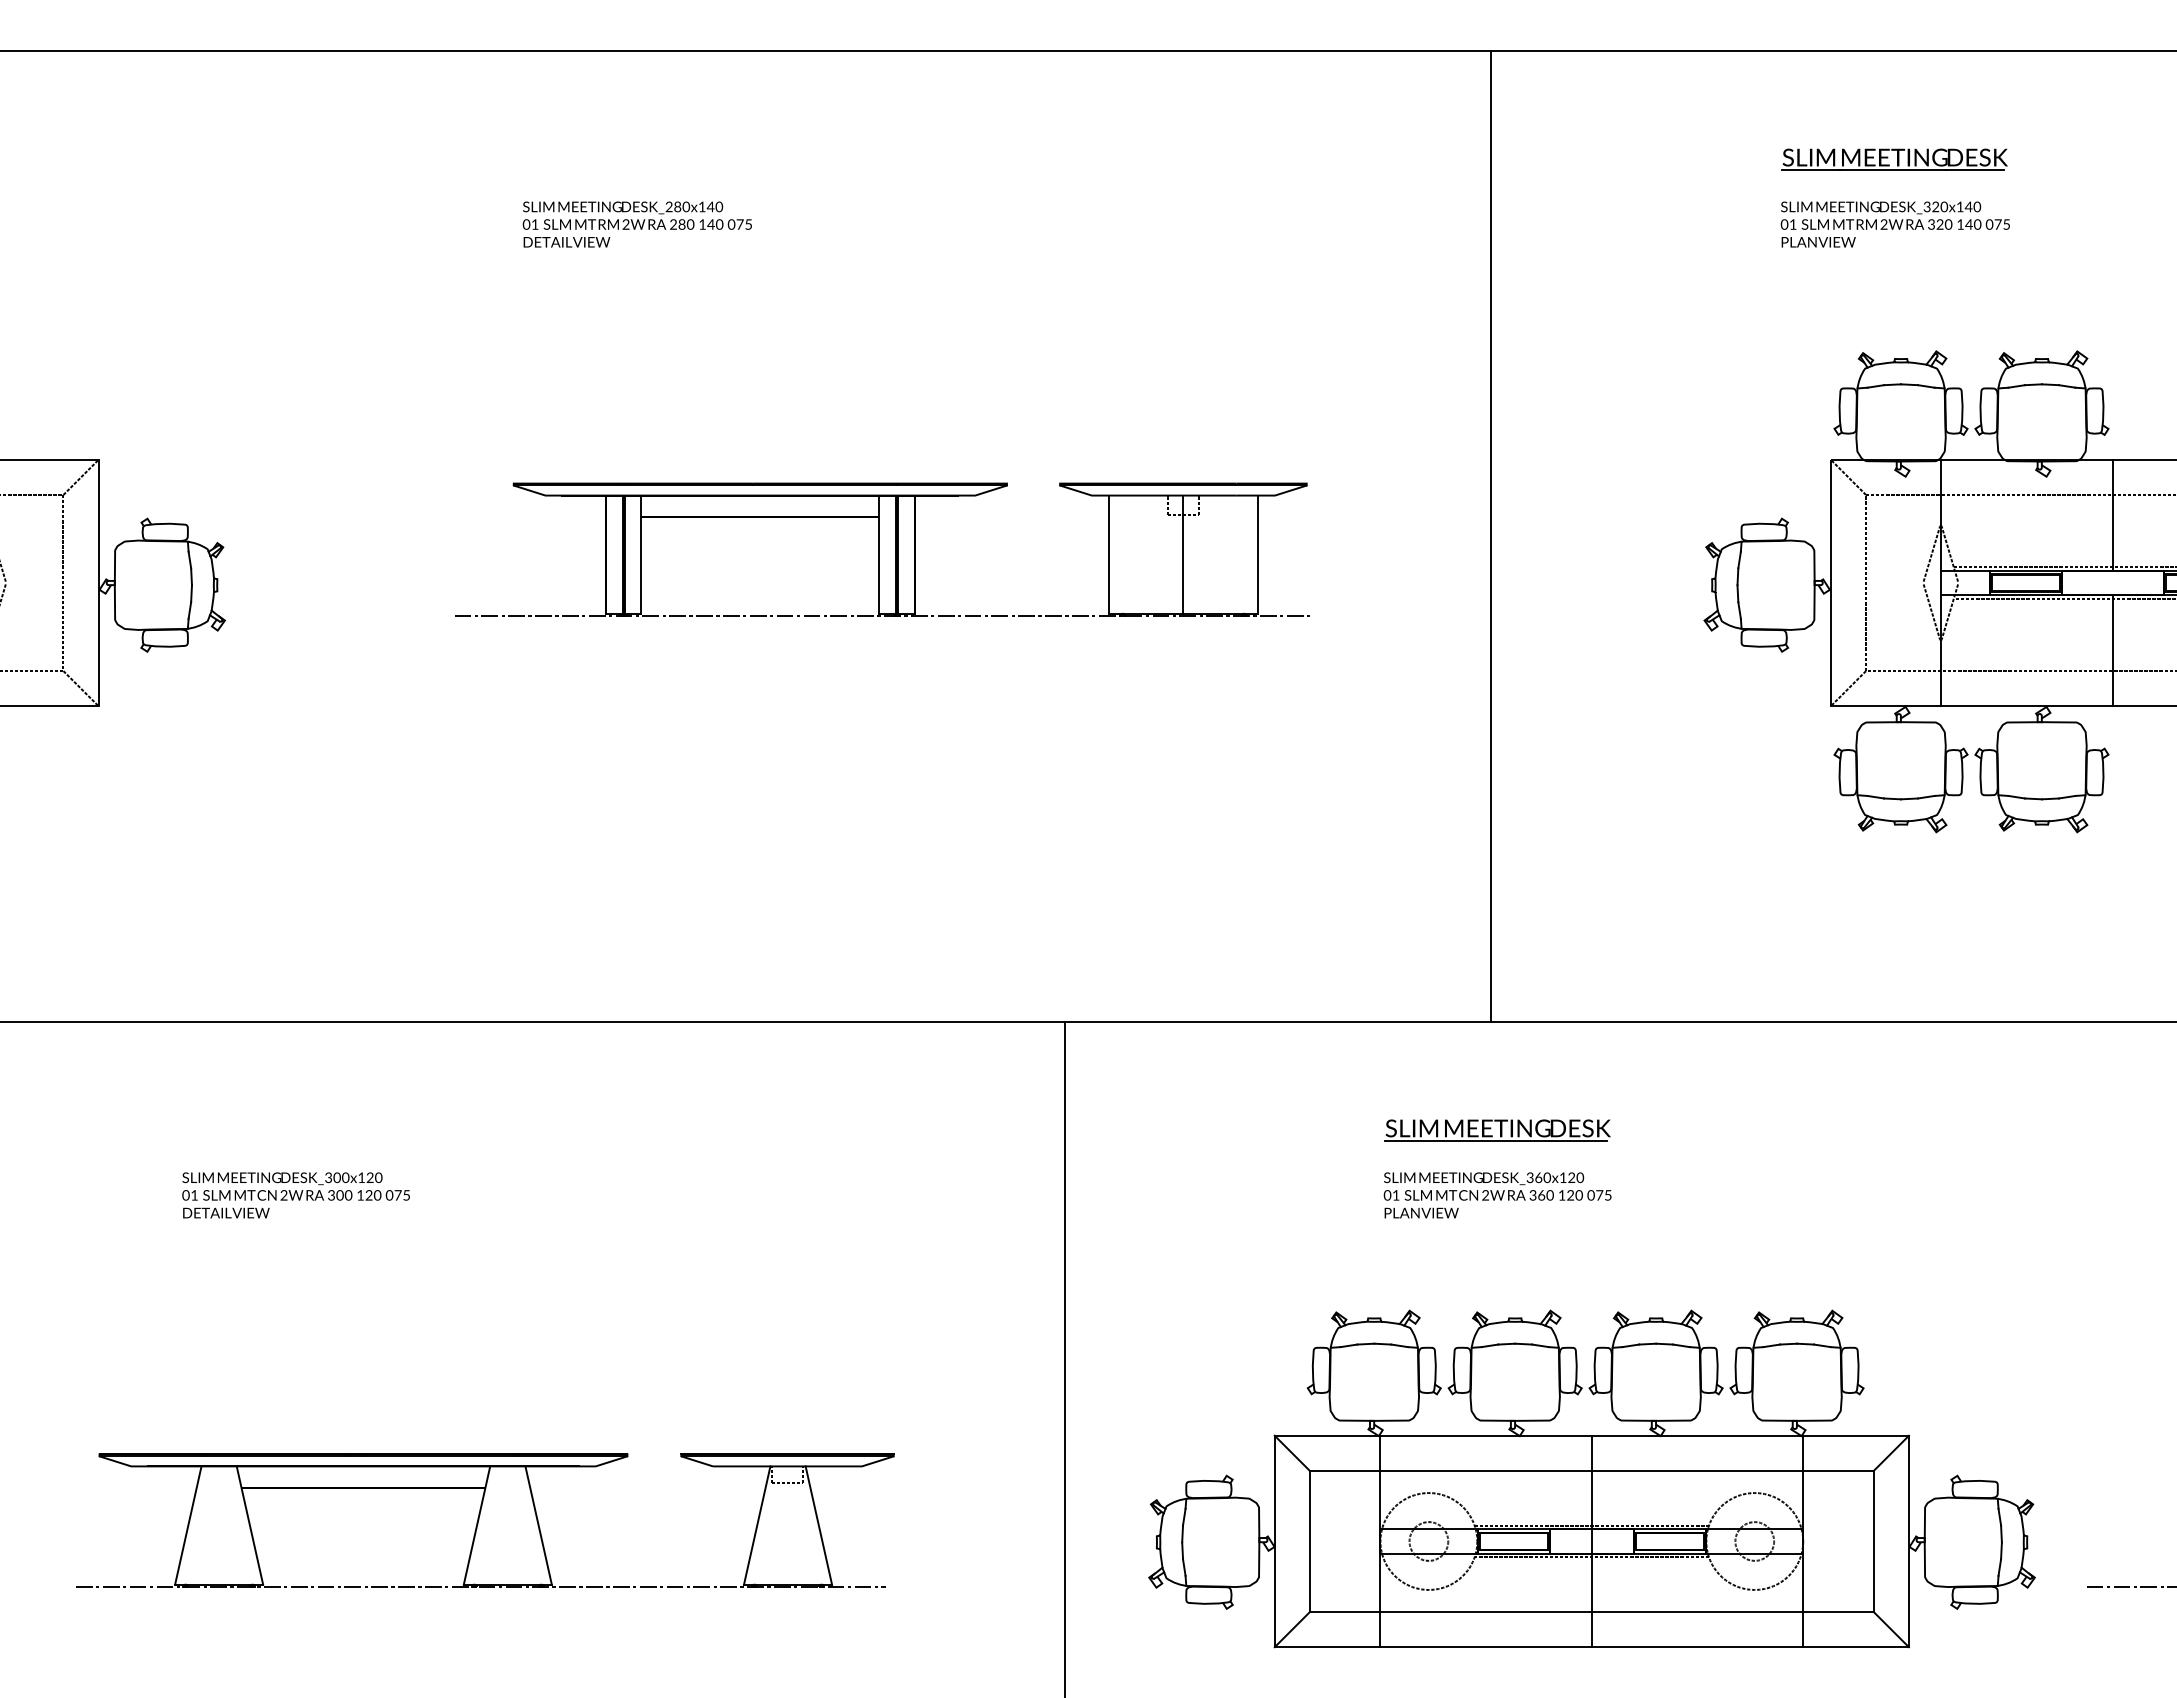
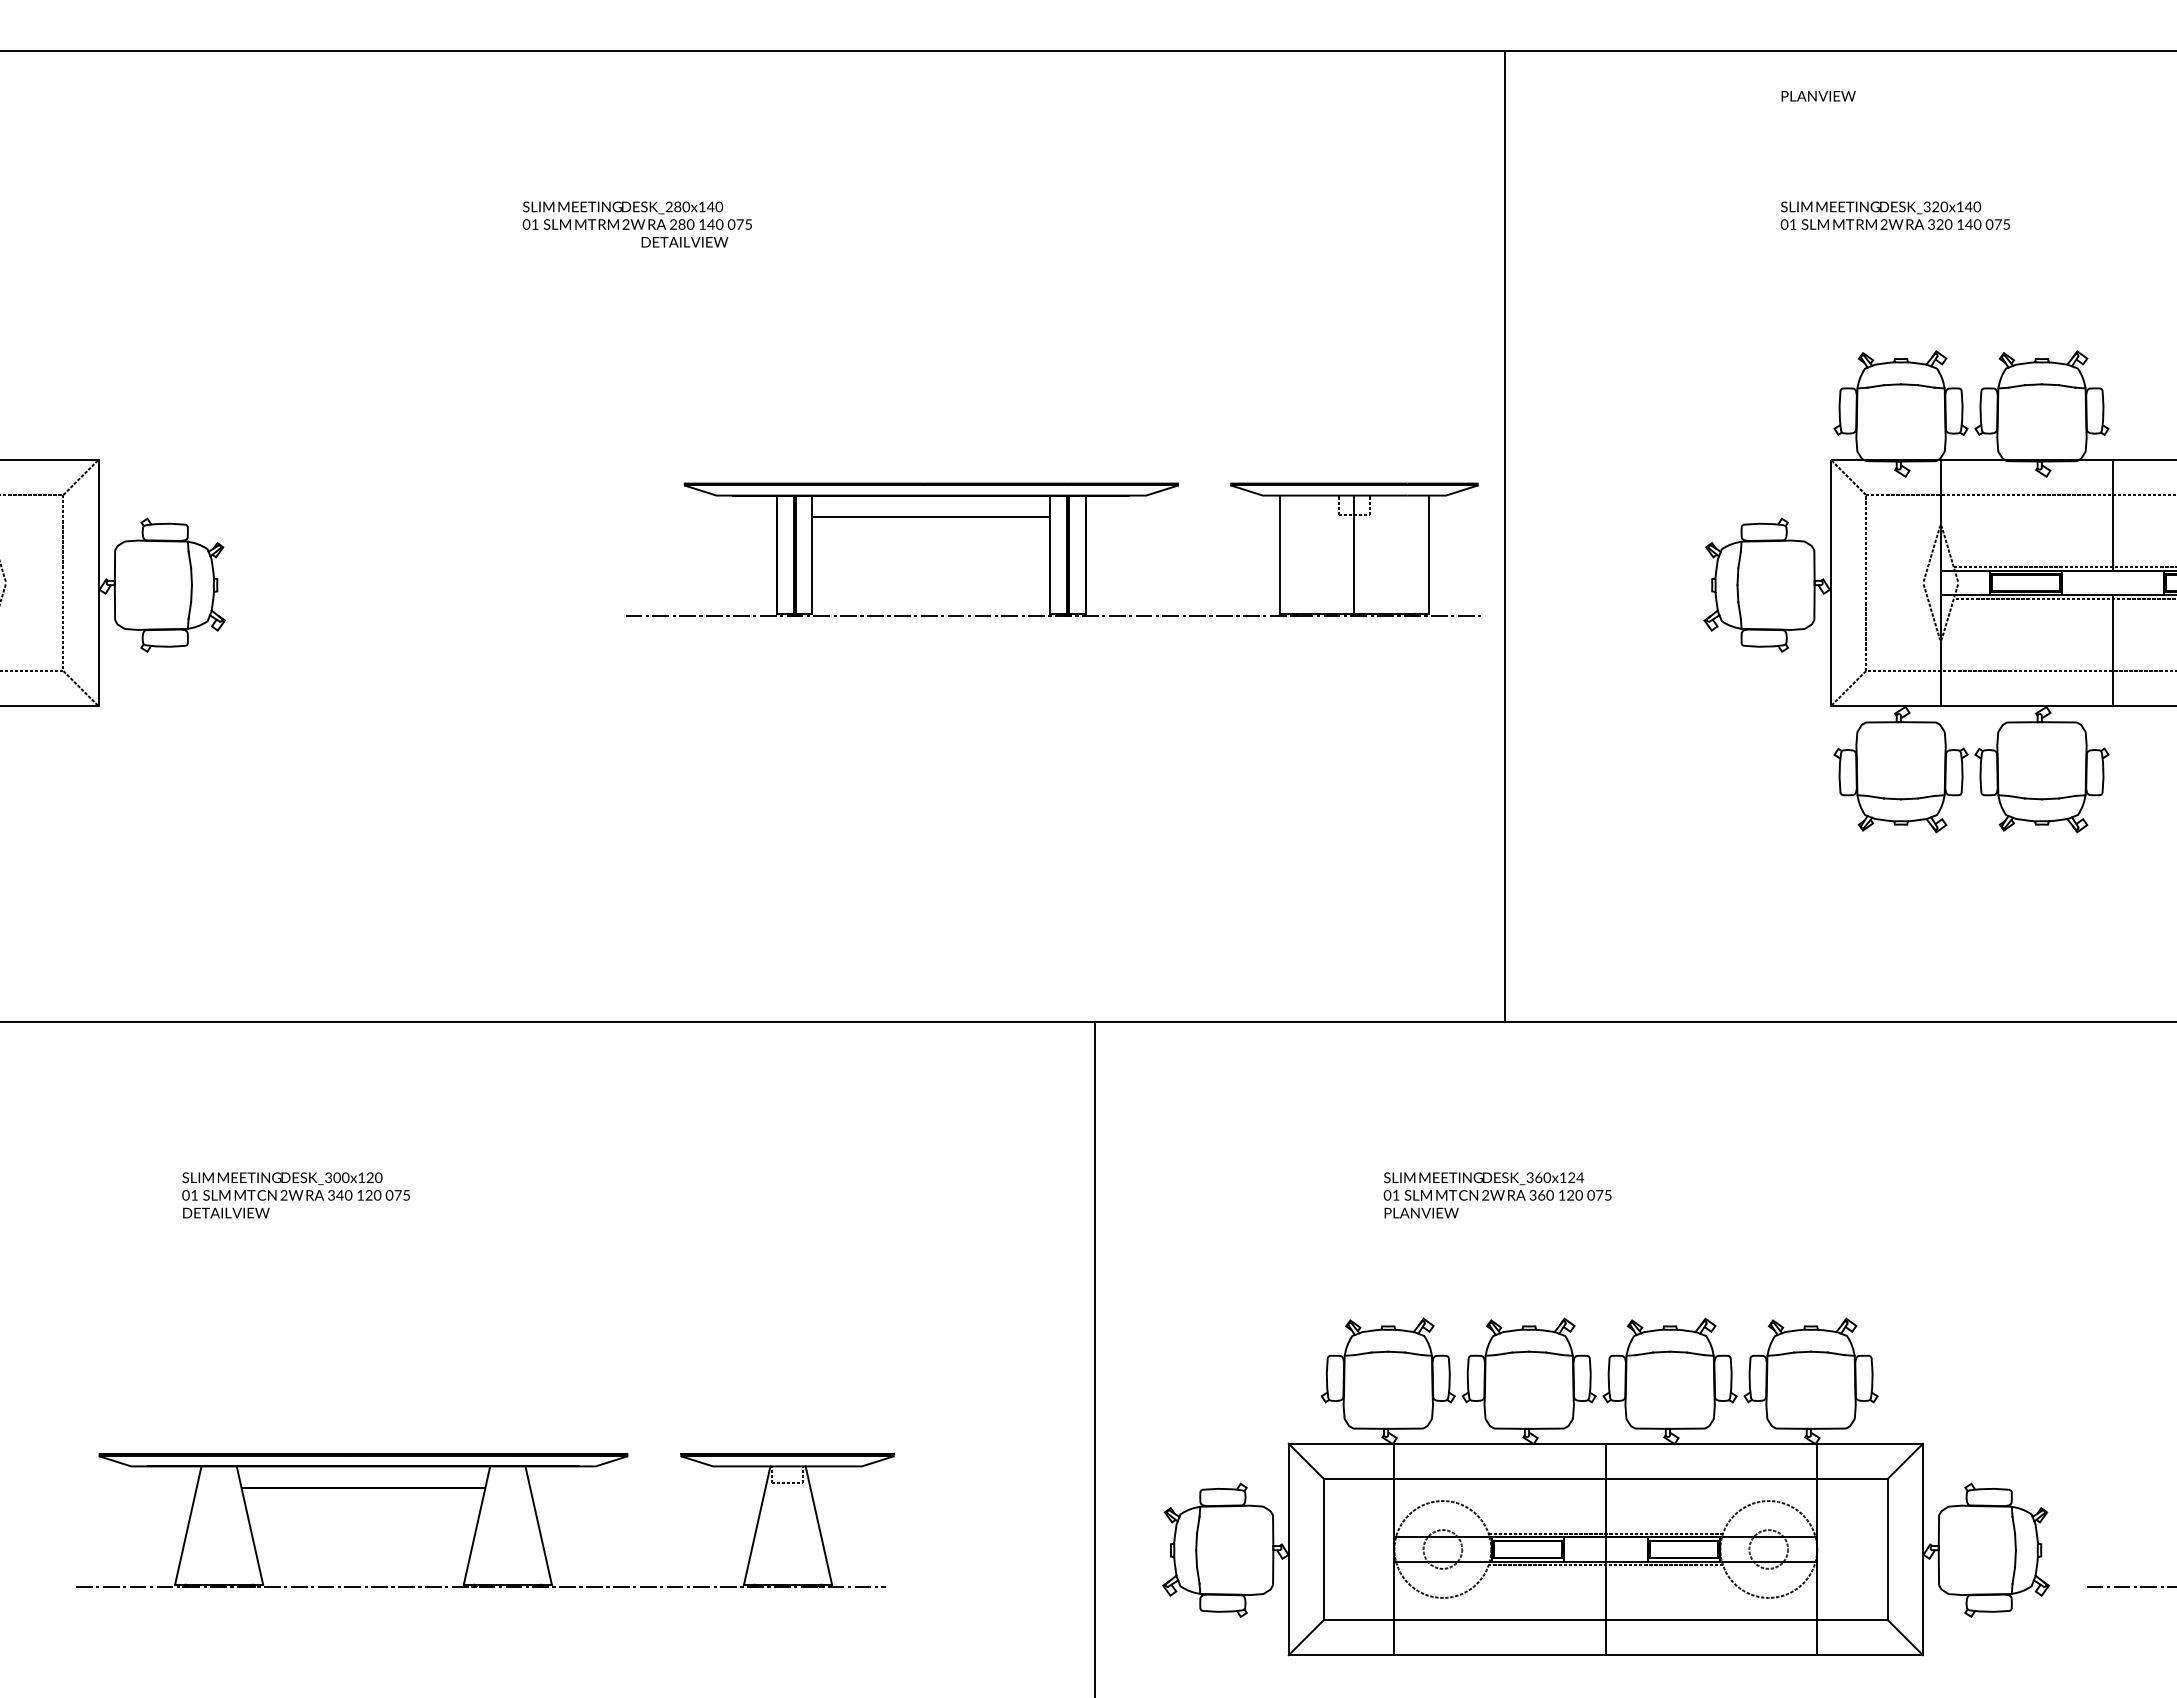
part: present -> none (1894, 159)
text position: (566, 242) -> (684, 242) (684, 242)
text position: (1818, 242) -> (1818, 96) (1818, 96)
line position: (1491, 535) -> (1505, 535) (1505, 535)
part position: (882, 549) -> (1053, 549) (1053, 549)
part: present -> none (1497, 1130)
text: DESK_360x120 -> DESK_360x124 (1580, 1177)
text: 300 -> 340 (339, 1195)
line position: (1065, 1357) -> (1095, 1357) (1095, 1357)
part position: (1591, 1478) -> (1605, 1486) (1605, 1486)
